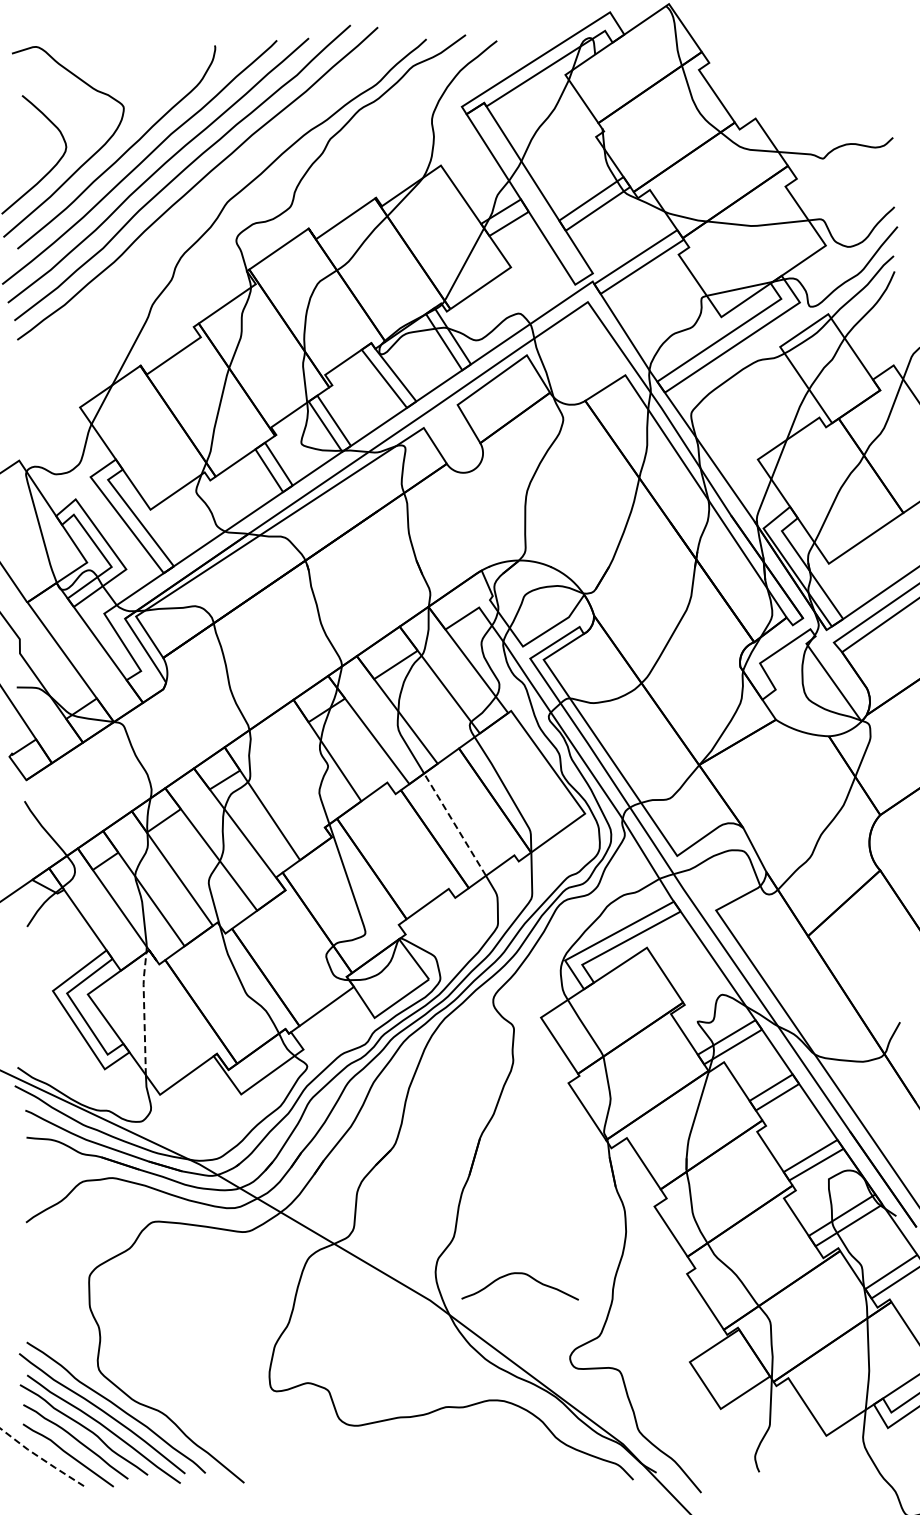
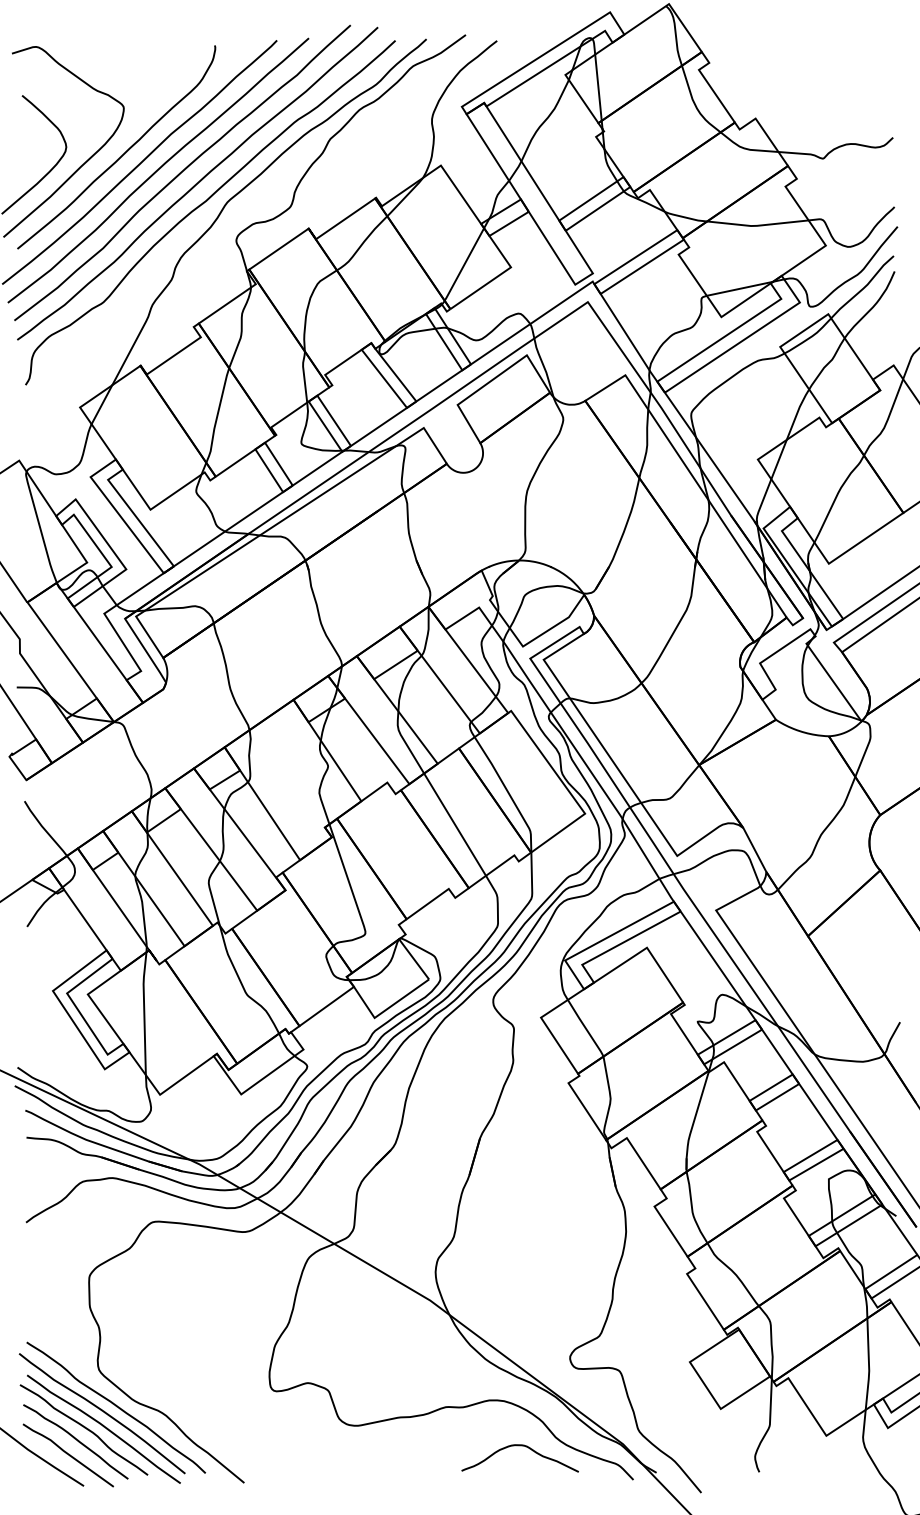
line: none -> present (598, 91)
curve: none -> present (203, 204)
line: dashed -> solid (455, 824)
line: dashed -> solid (144, 1012)
curve position: (519, 1274) -> (519, 1446) (519, 1446)
line: dashed -> solid (41, 1458)
